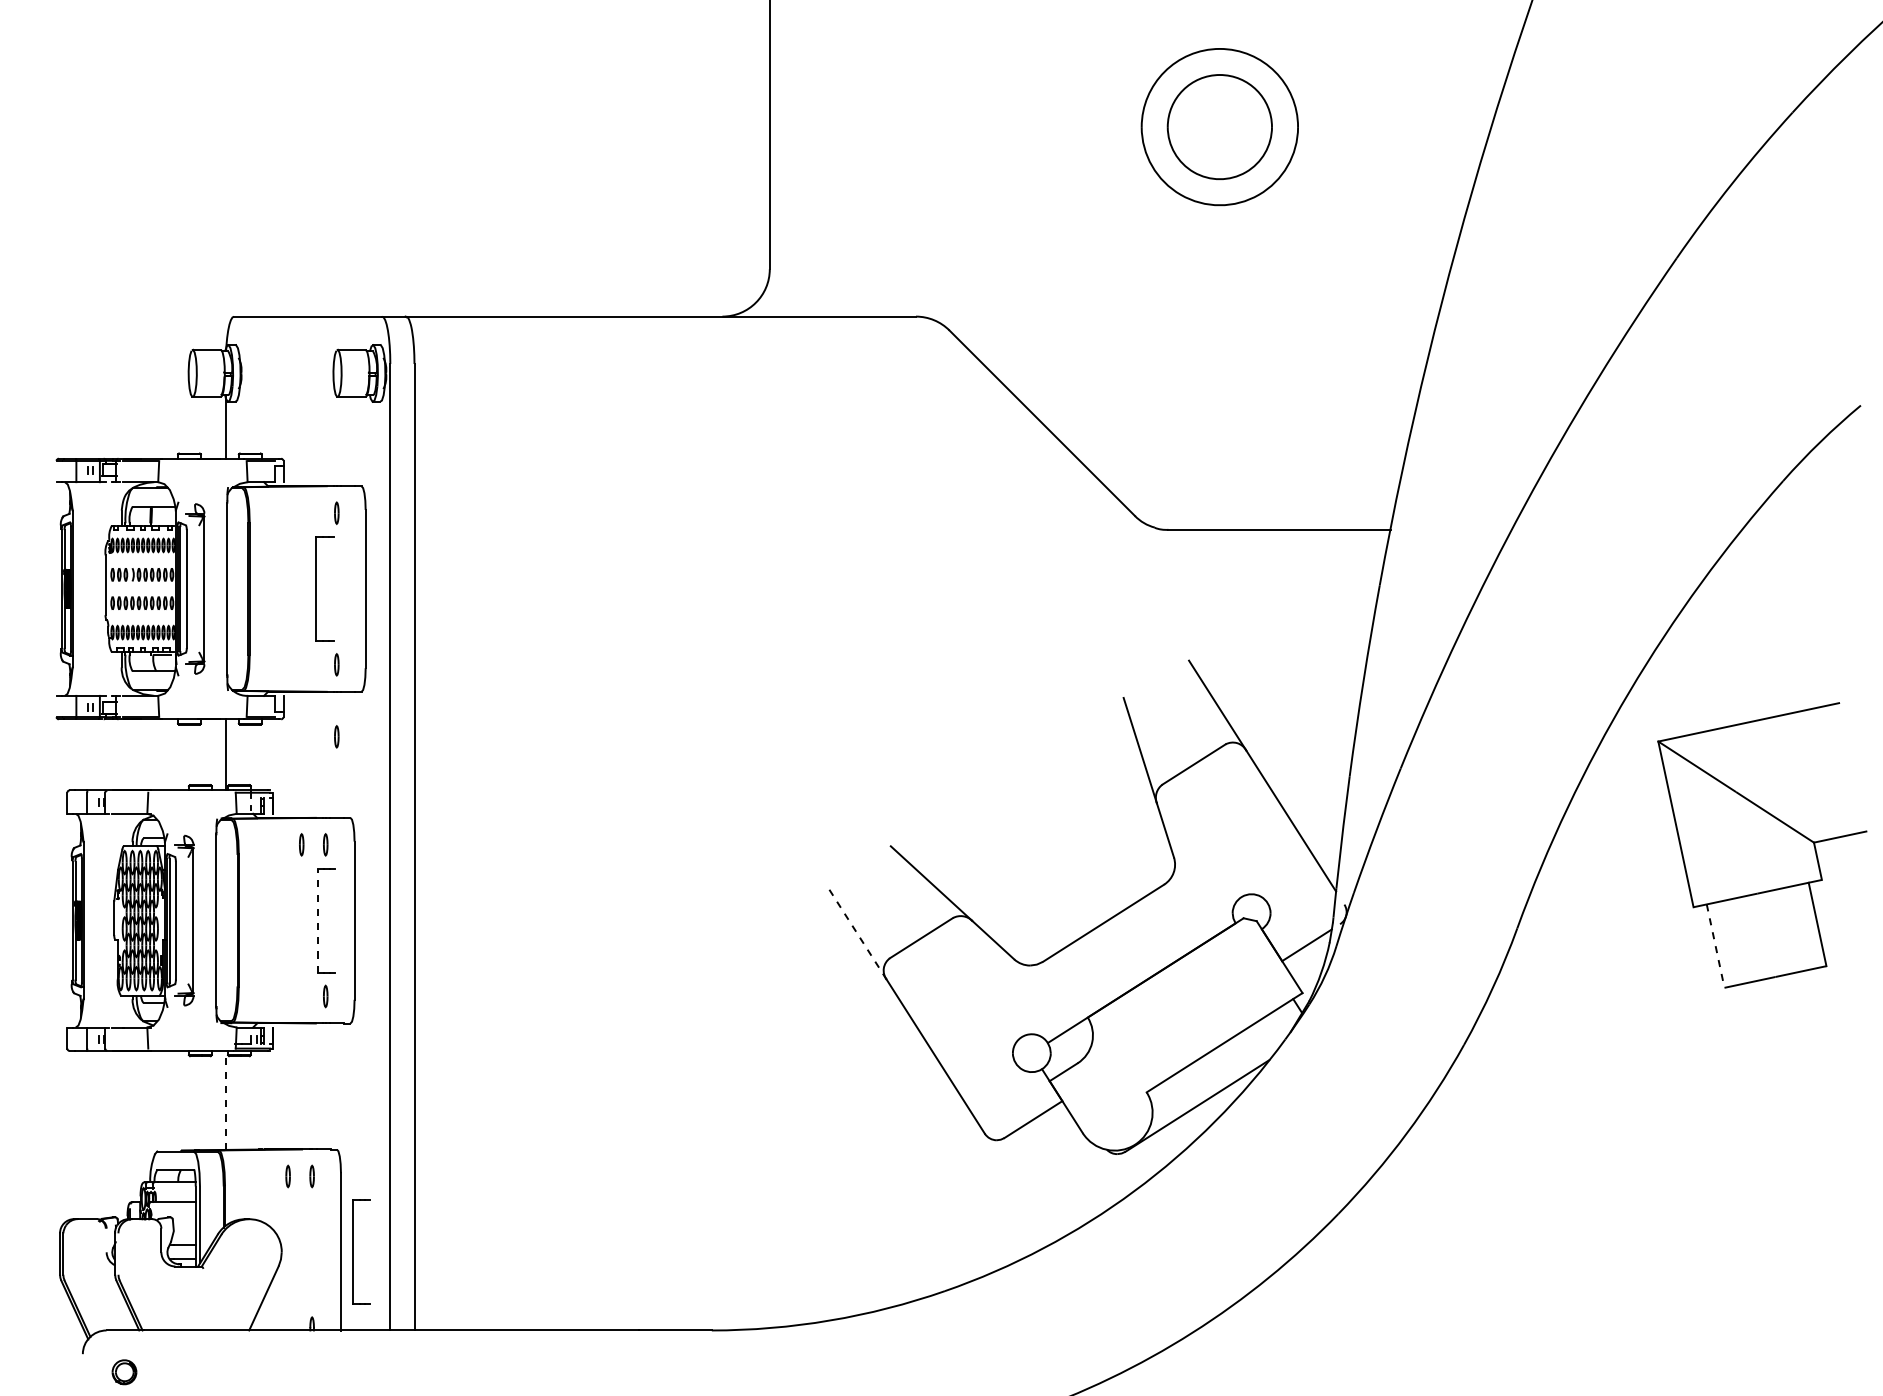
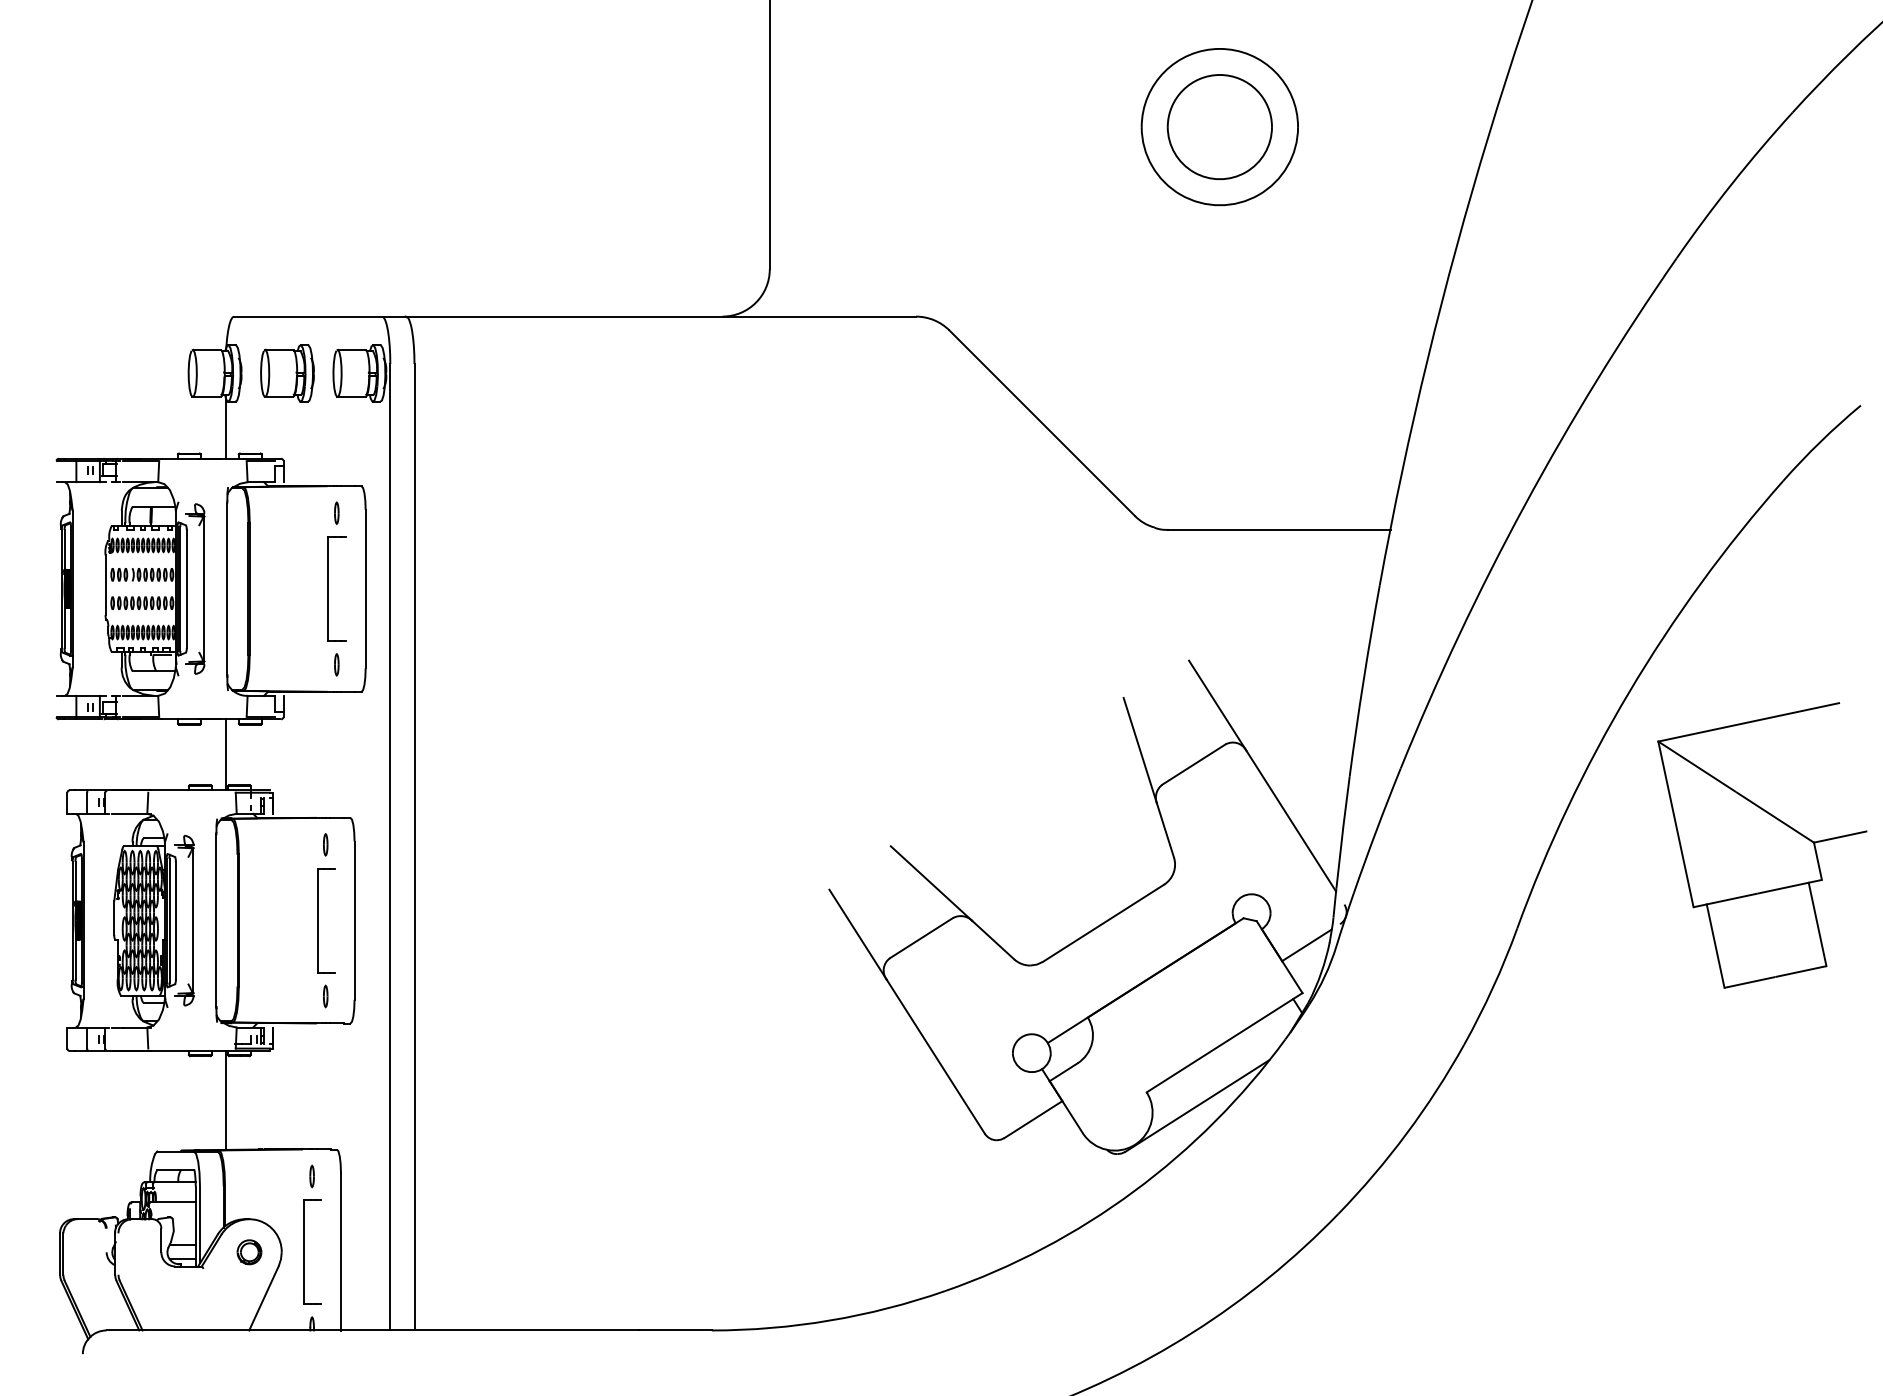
part: none -> present (287, 373)
part position: (316, 588) -> (328, 588) (328, 588)
part: present -> none (336, 736)
part: present -> none (301, 844)
line: dashed -> solid (317, 920)
line: dashed -> solid (858, 935)
line: dashed -> solid (1715, 946)
line: dashed -> solid (225, 1099)
part: present -> none (287, 1176)
part position: (353, 1251) -> (304, 1251) (304, 1251)
part position: (124, 1372) -> (249, 1252) (249, 1252)
